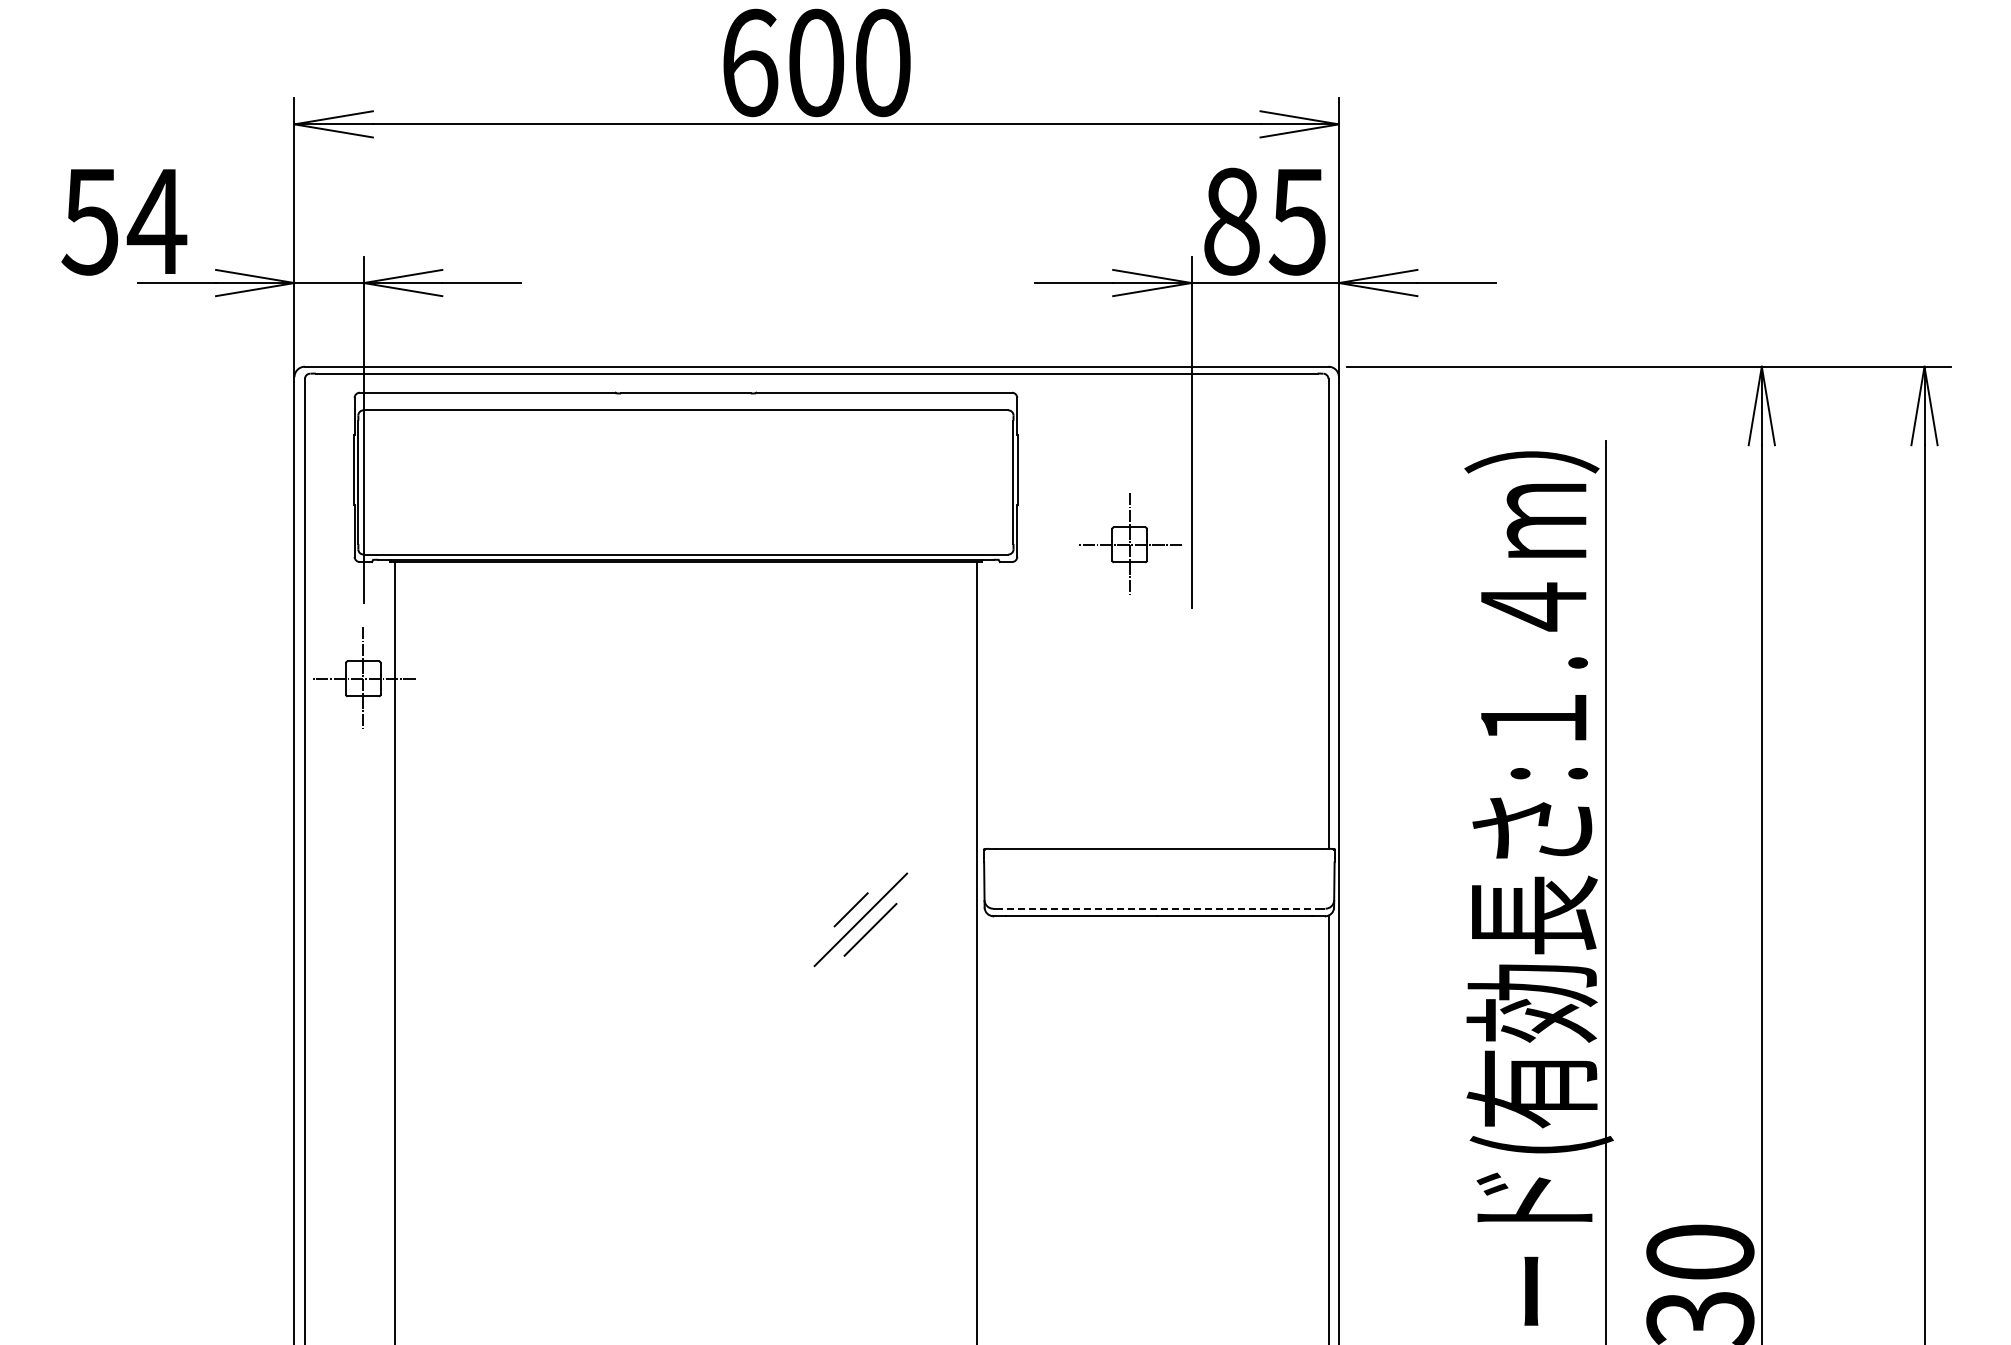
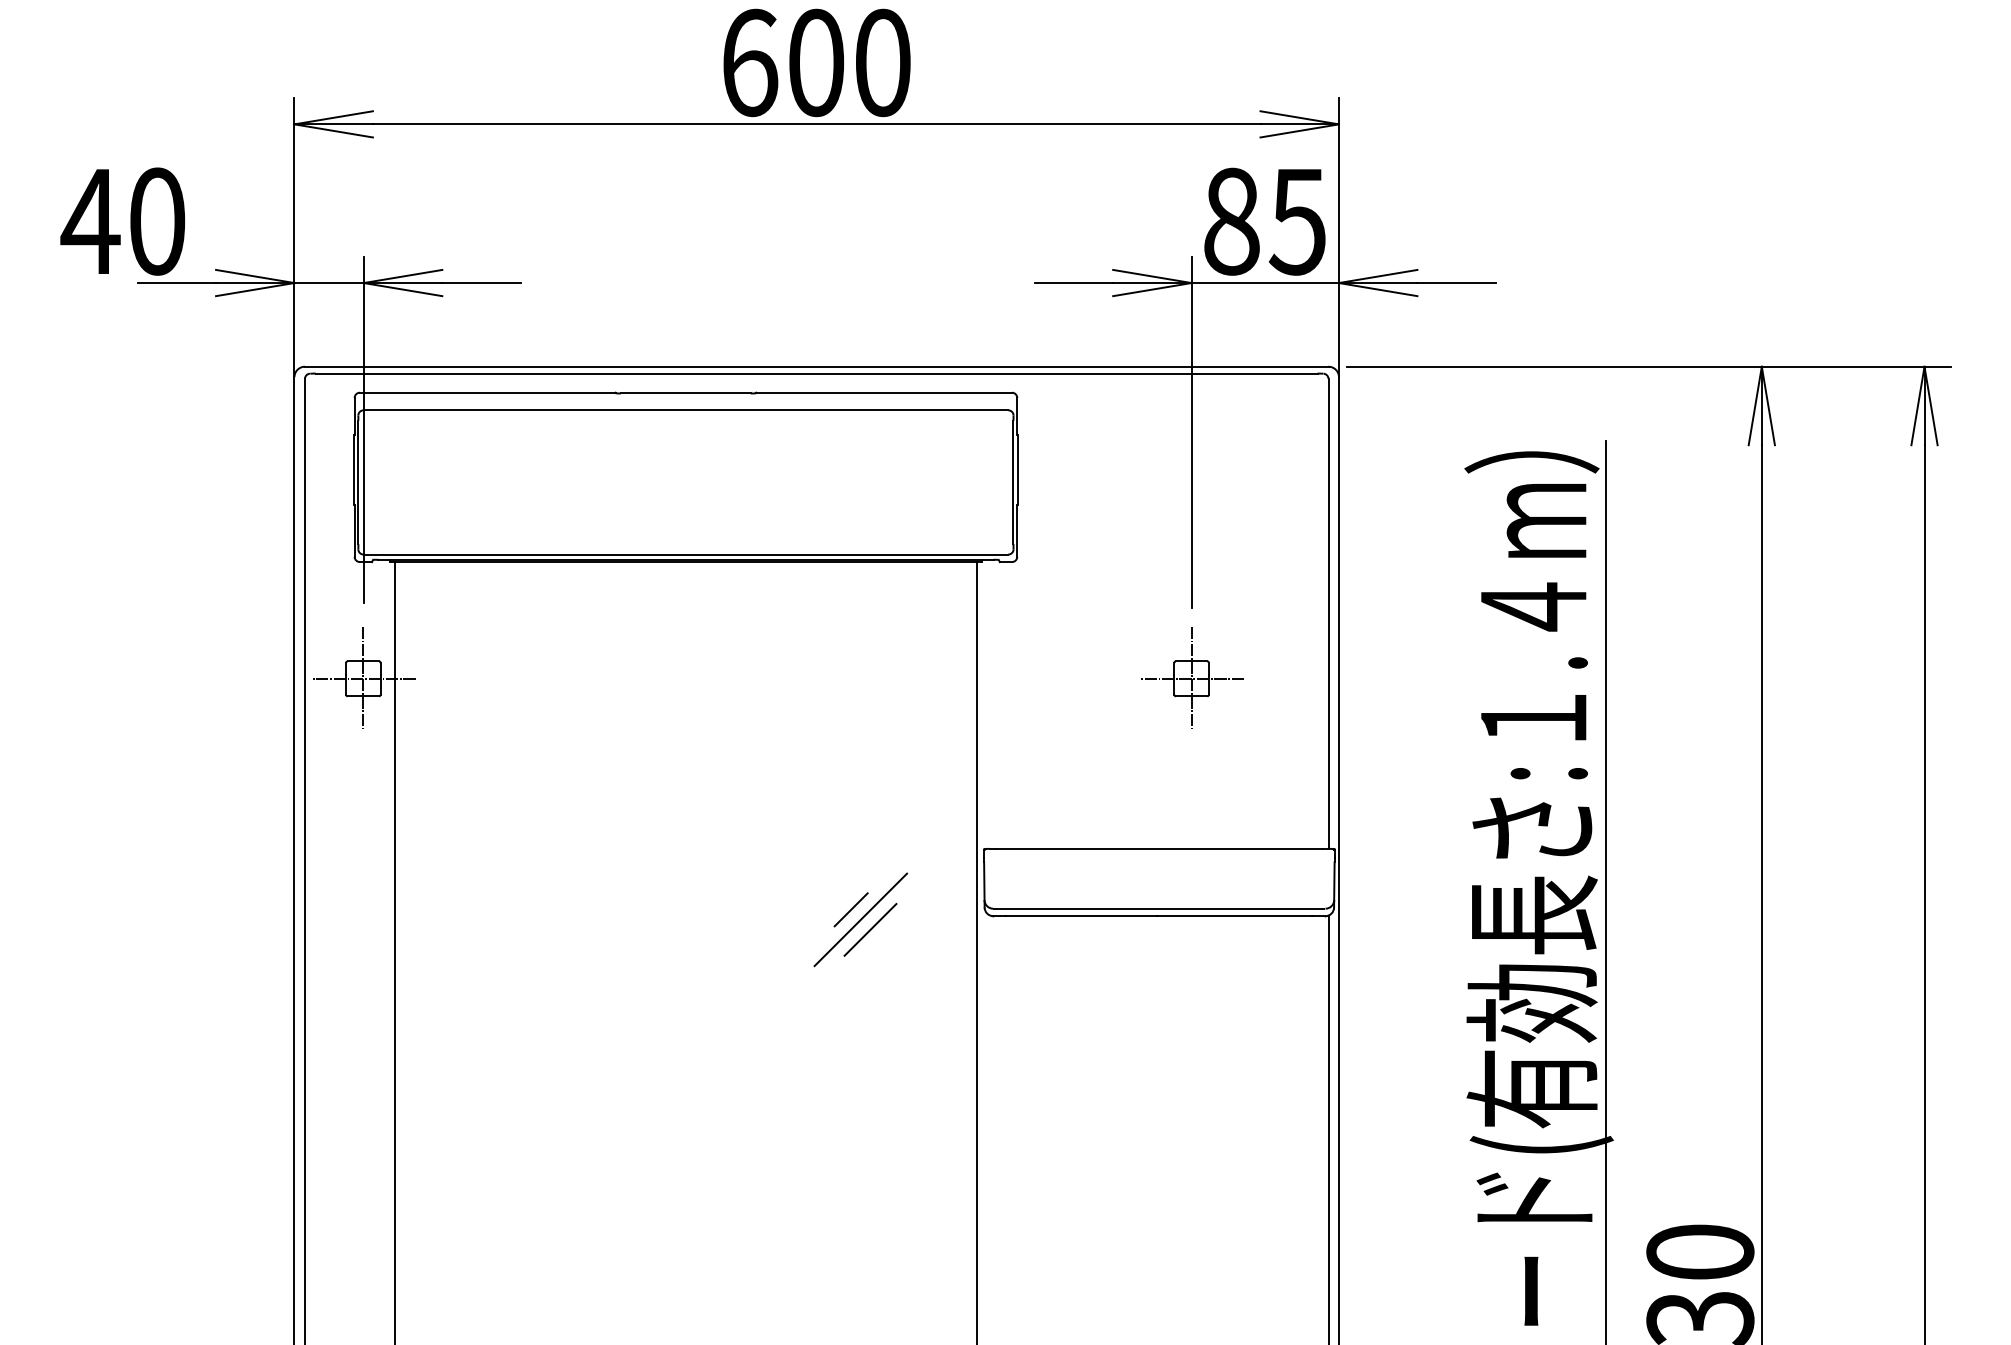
text: 54 -> 40 (123, 221)
part position: (1130, 543) -> (1192, 677) (1192, 677)
line: dashed -> solid (1159, 908)
